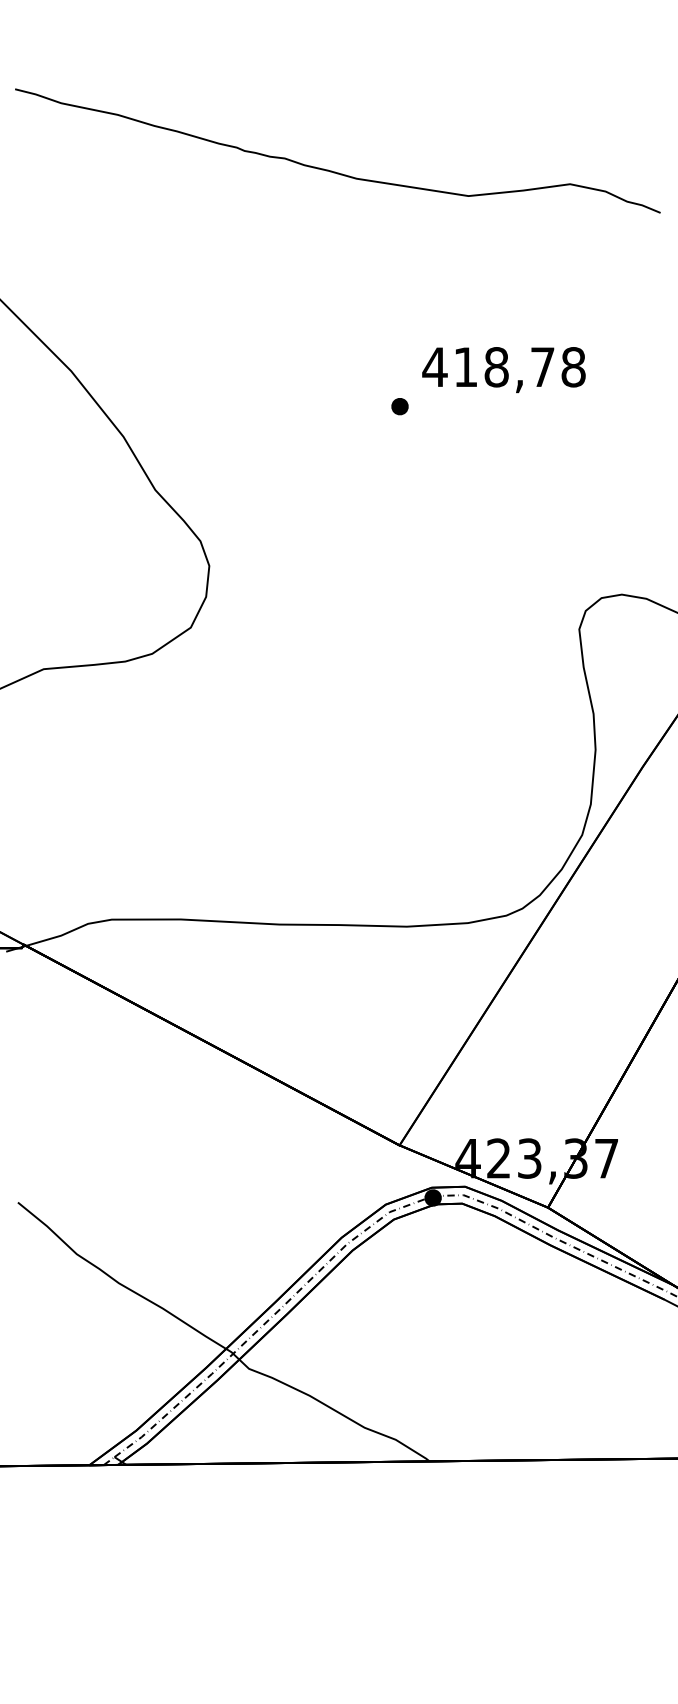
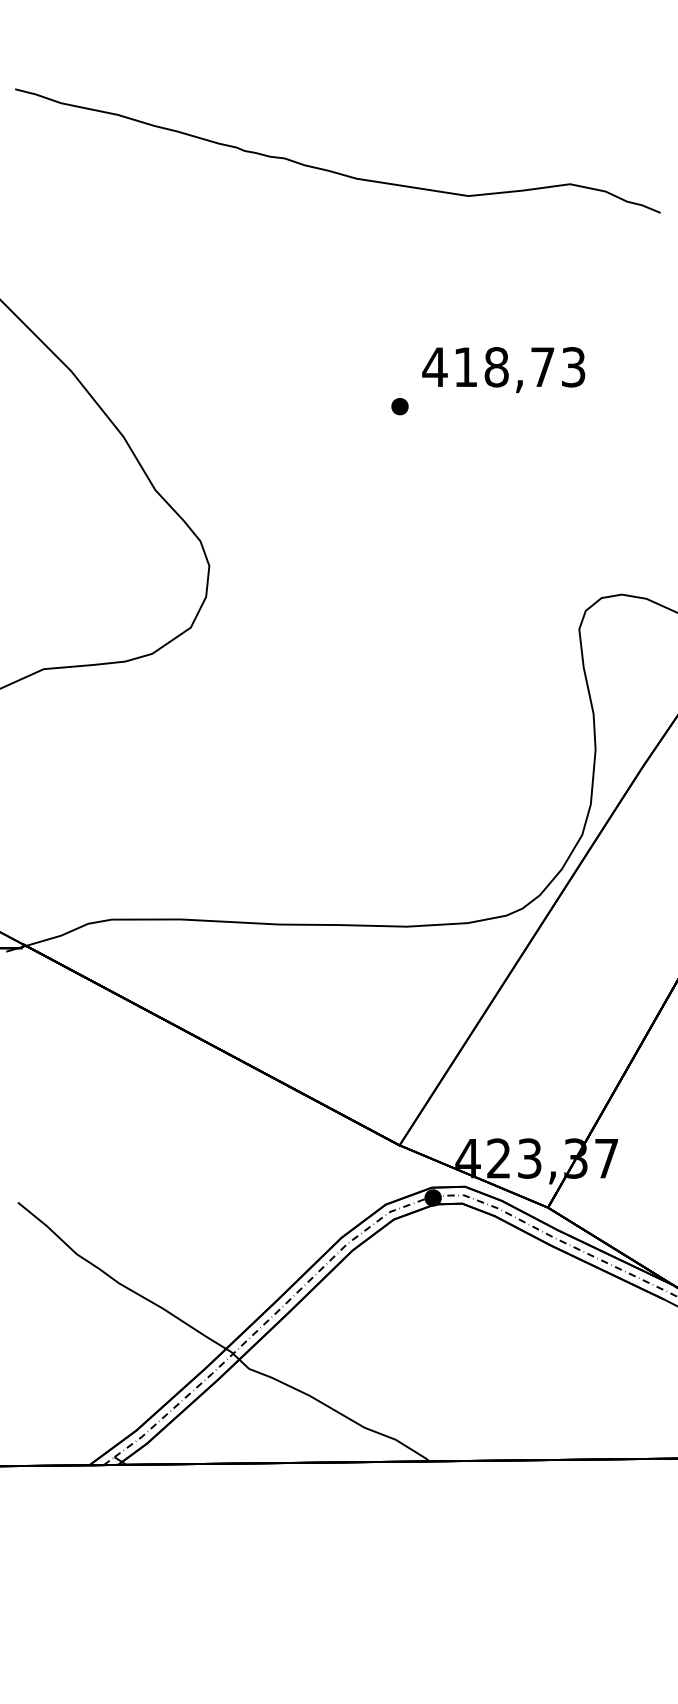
text: 418,78 -> 418,73 (573, 367)
